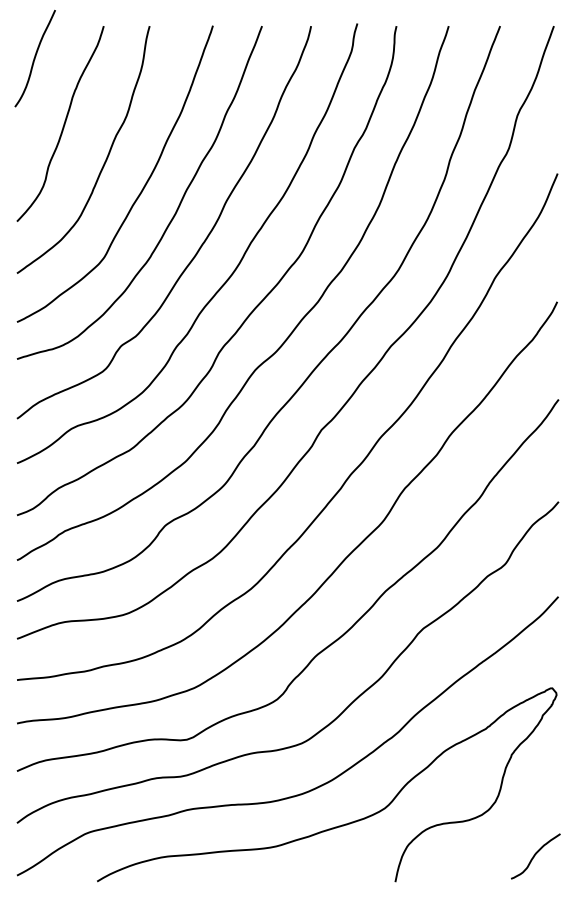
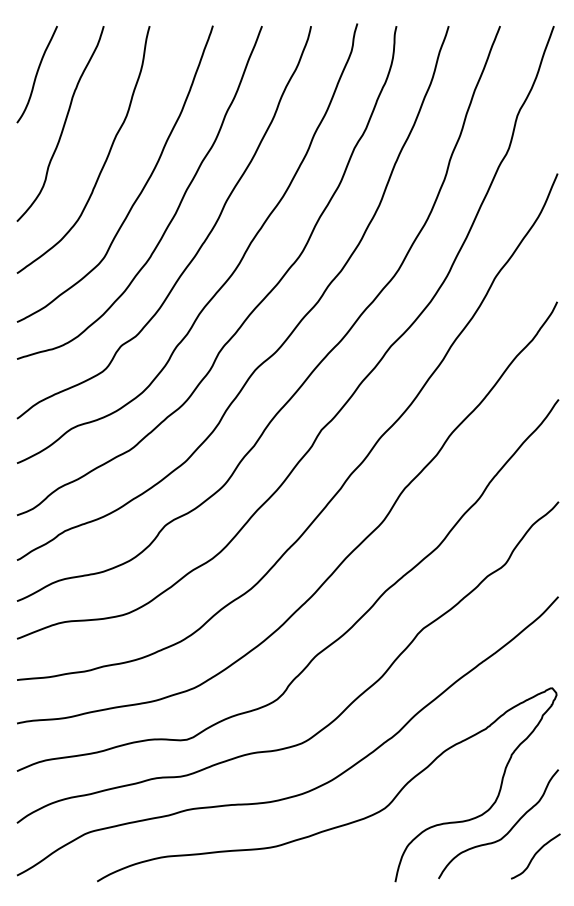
curve position: (34, 58) -> (36, 74) (36, 74)
curve: none -> present (507, 832)
